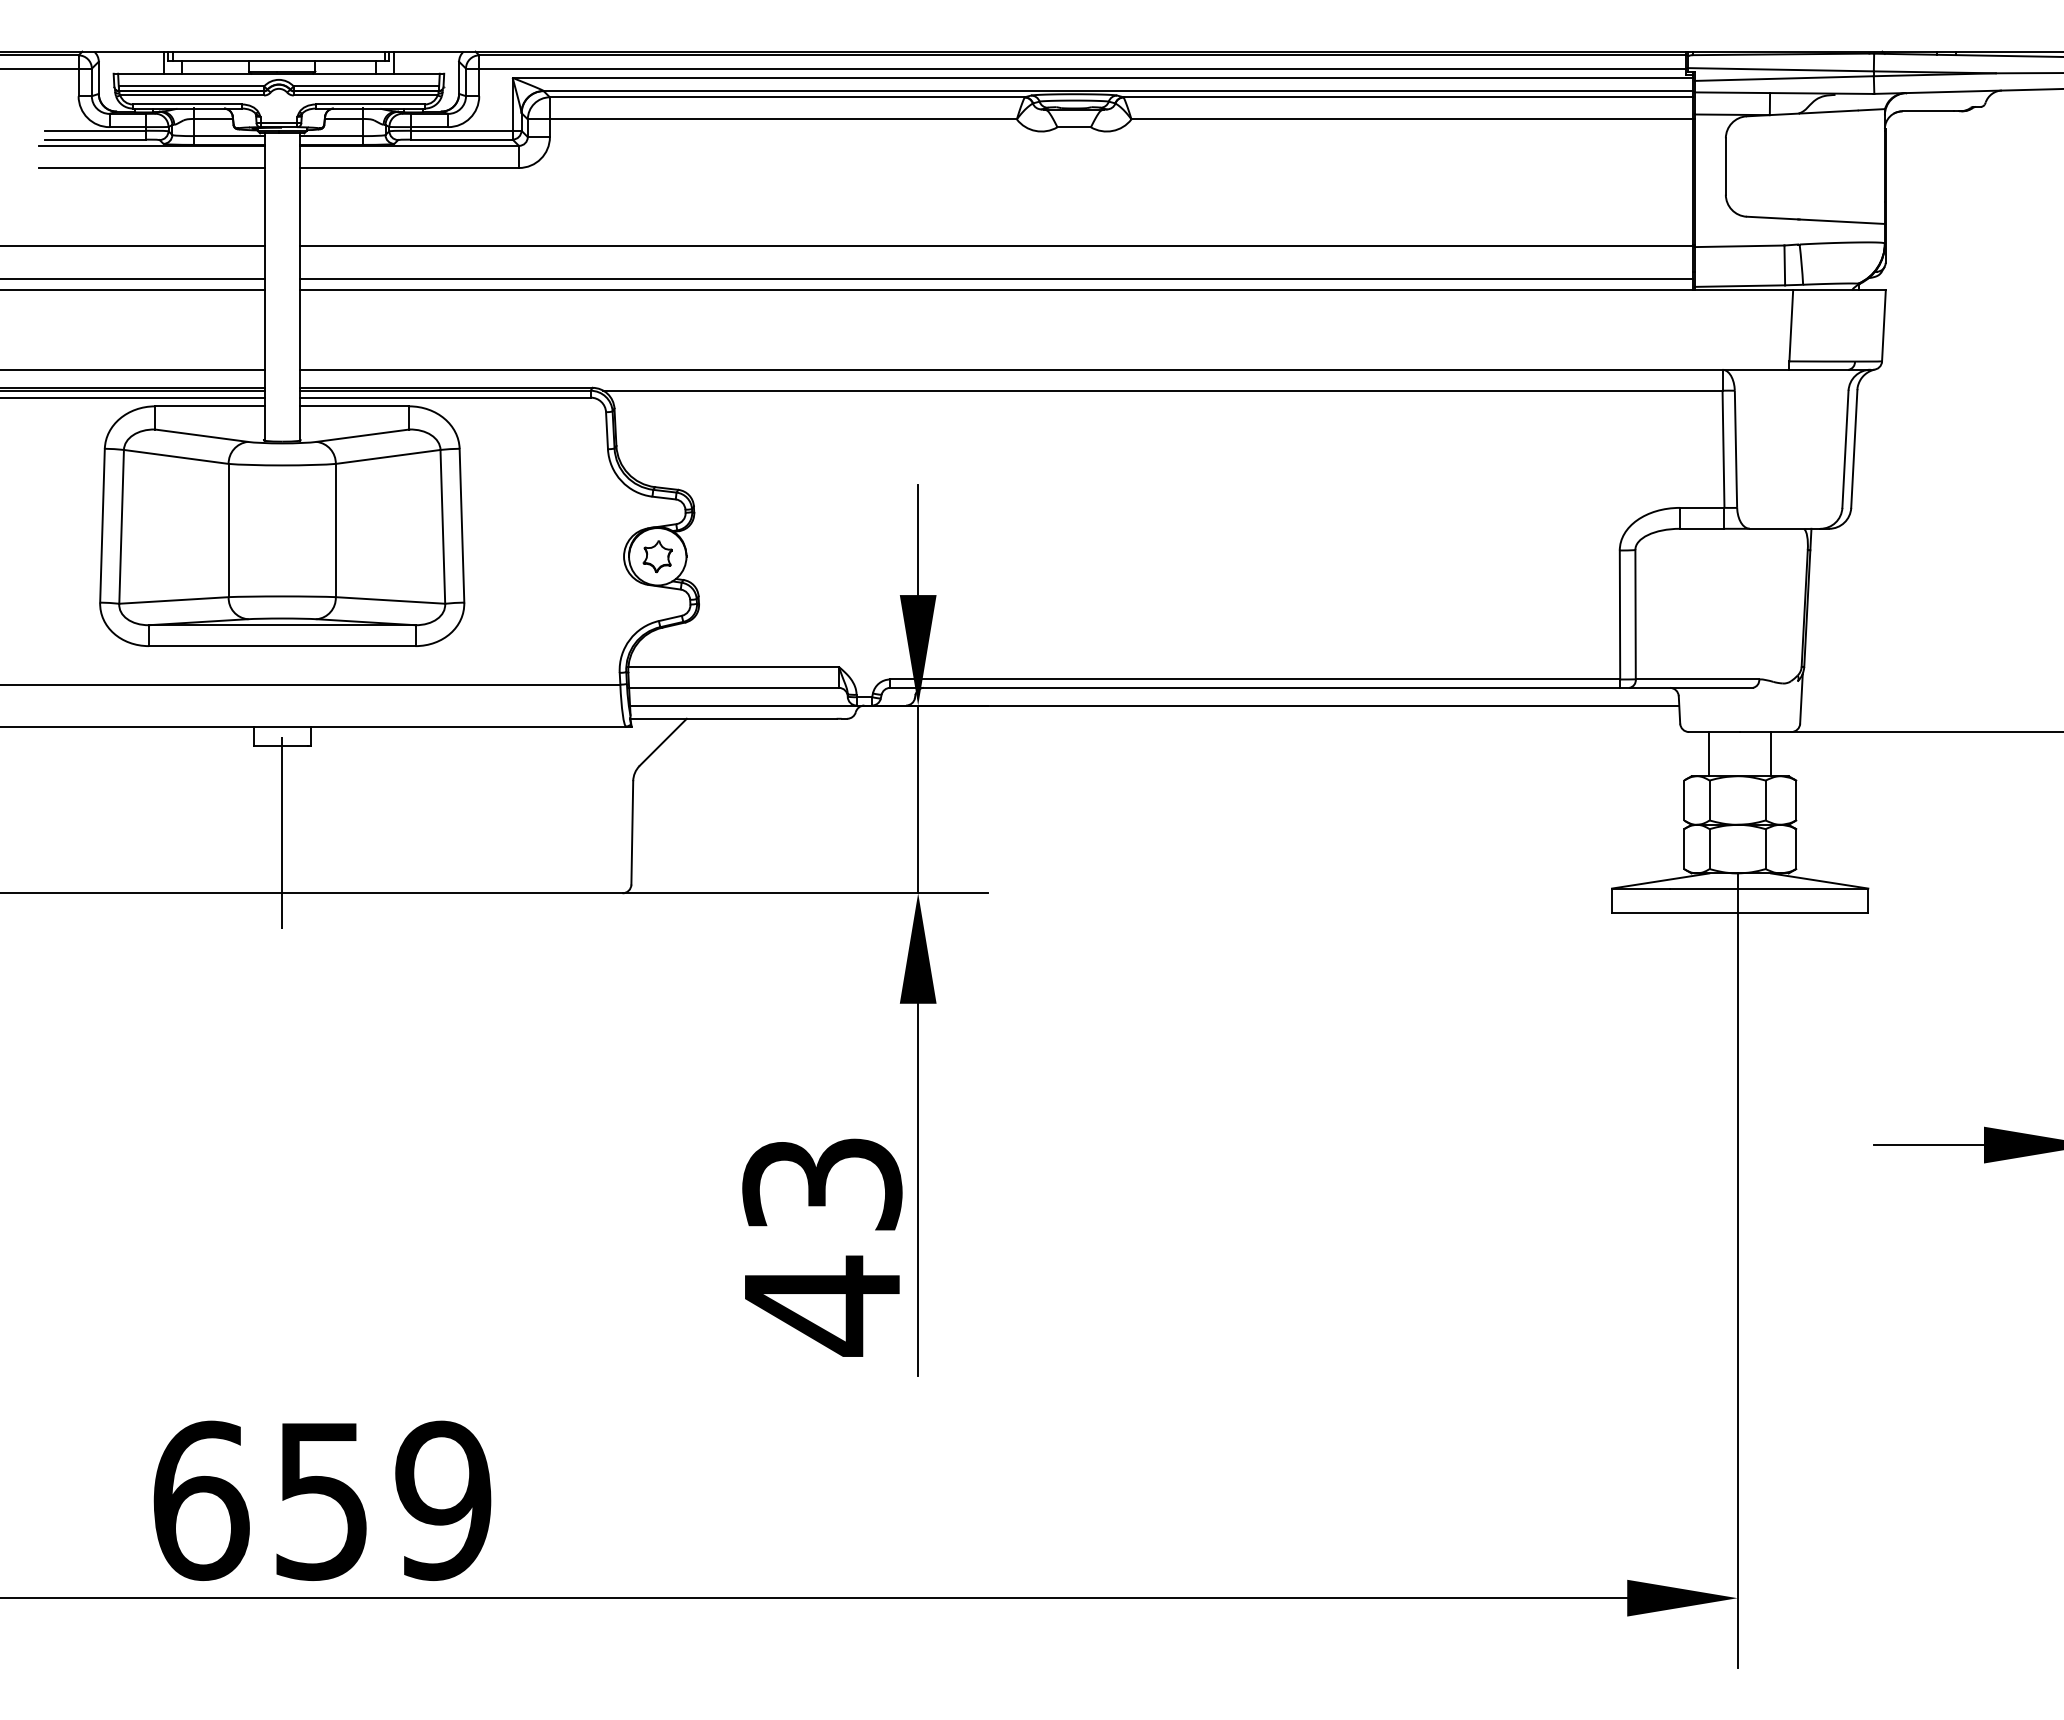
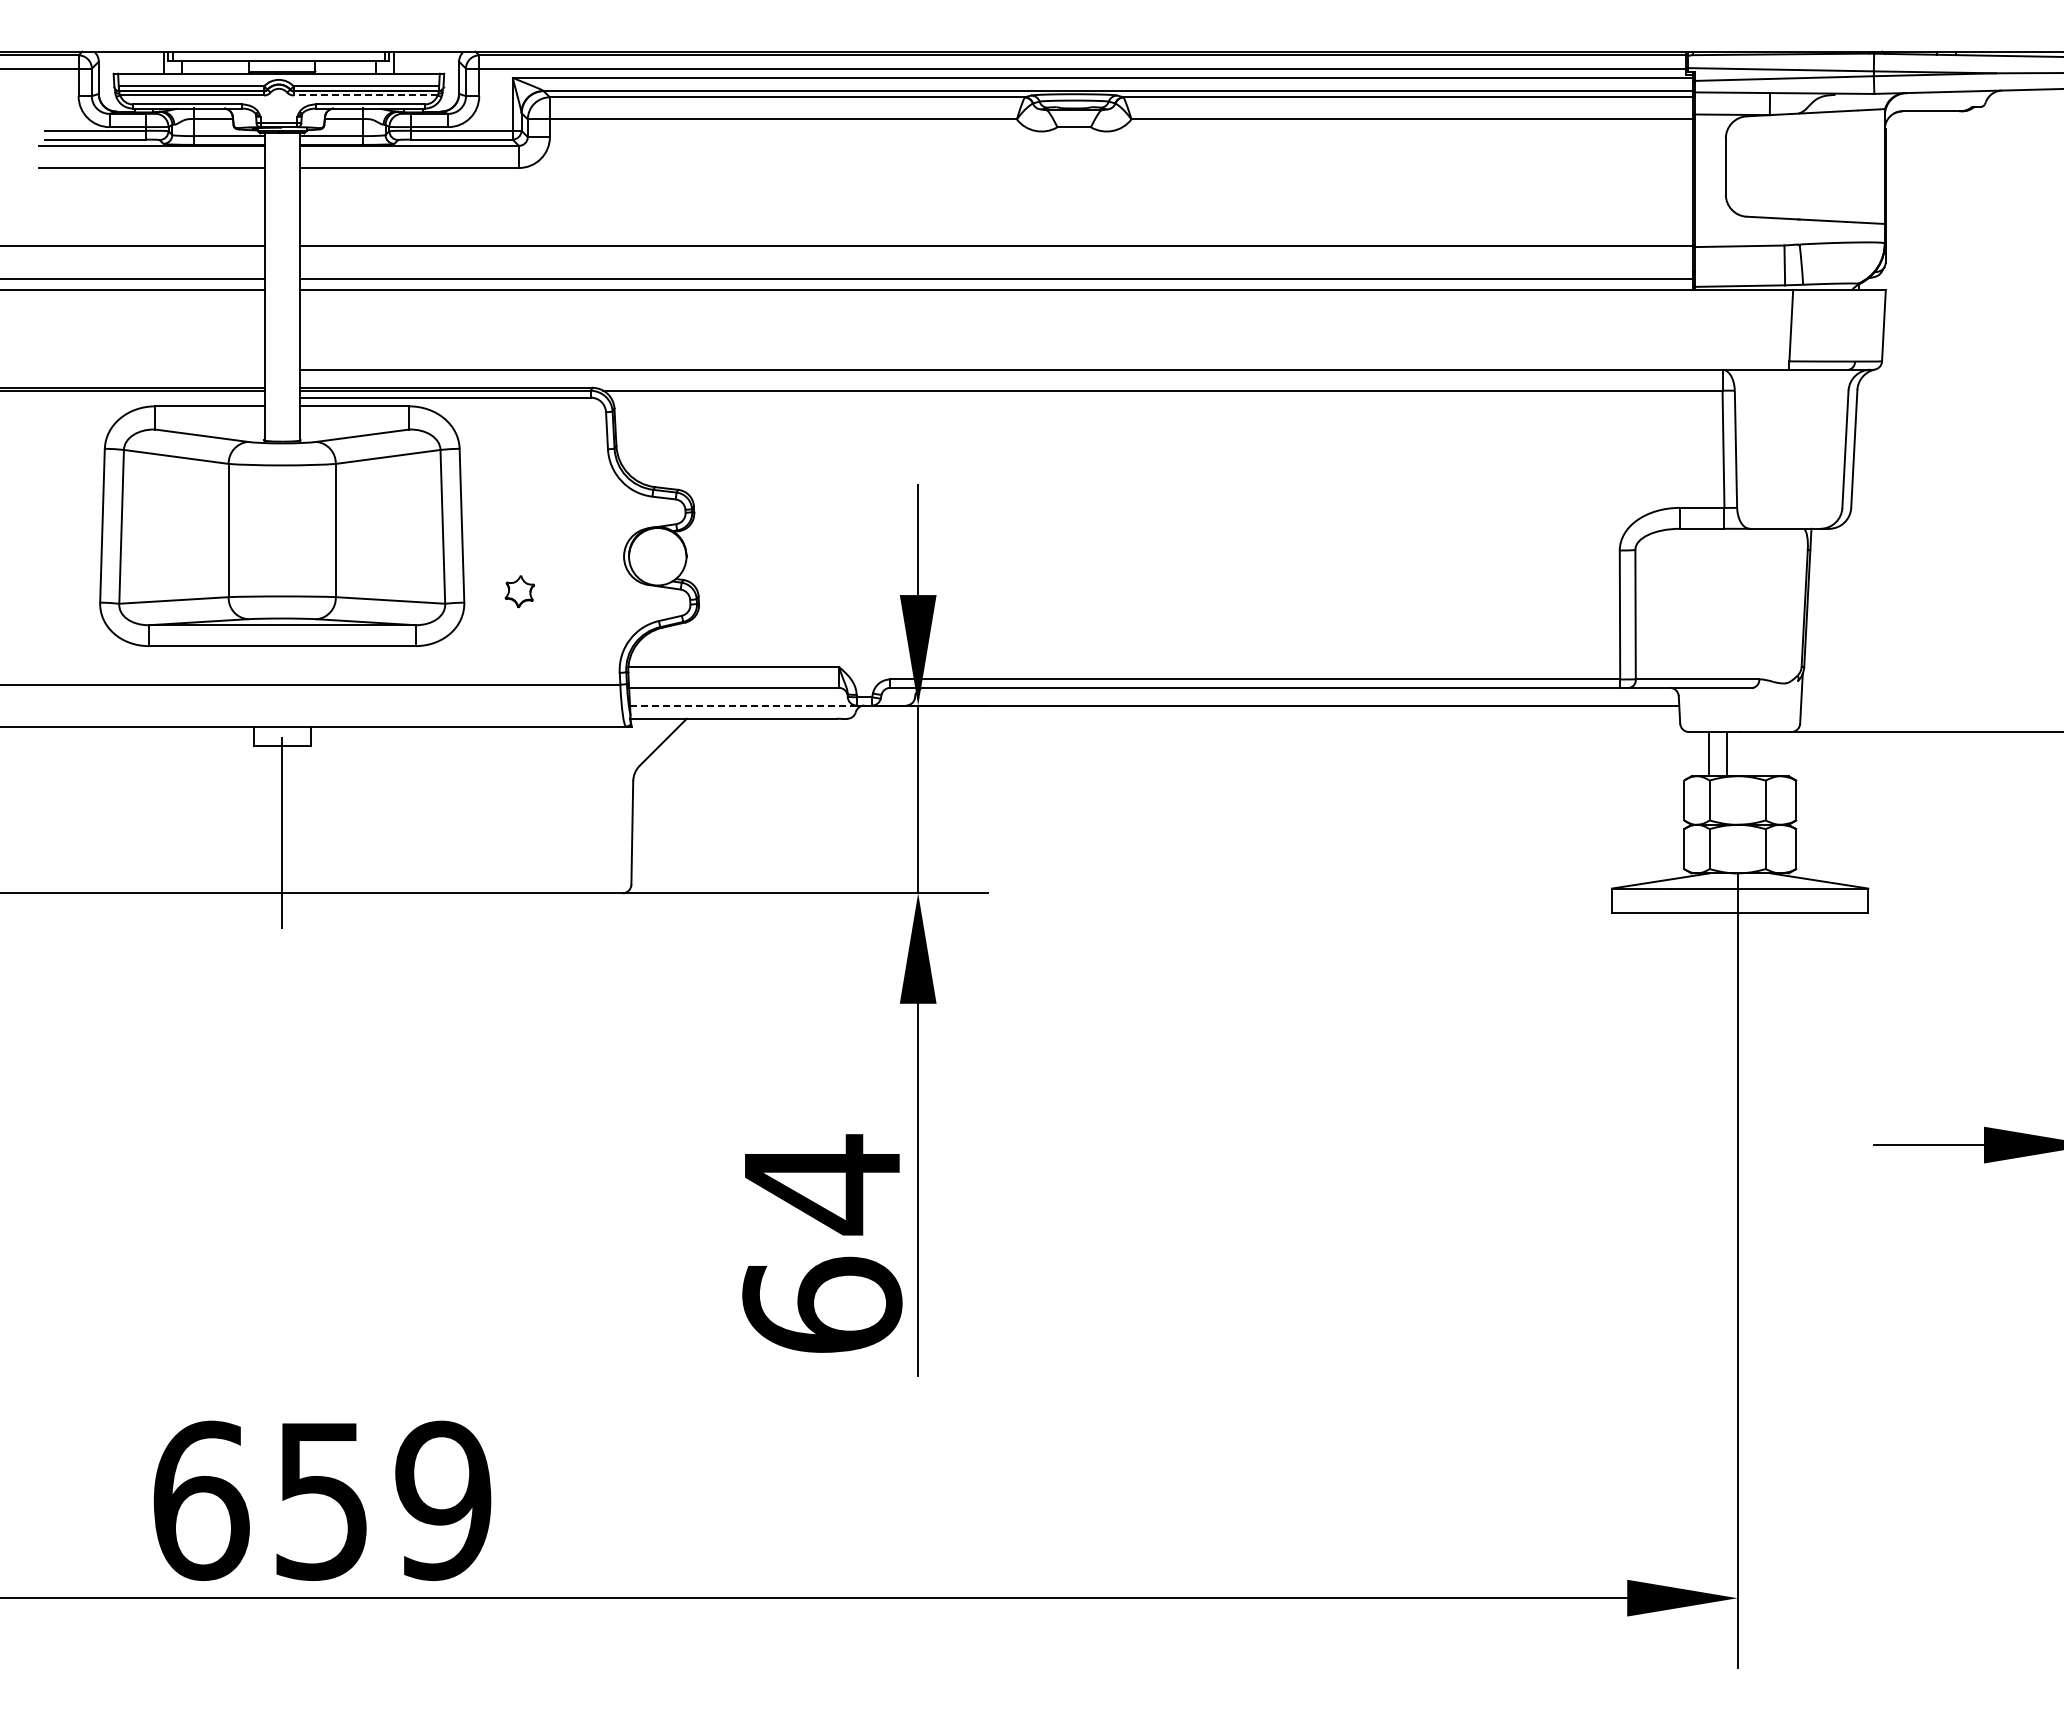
line: solid -> dashed (365, 95)
line: present -> none (133, 369)
line: present -> none (133, 397)
part position: (657, 556) -> (519, 591) (519, 591)
line: solid -> dashed (742, 705)
line position: (1771, 754) -> (1727, 754) (1727, 754)
text: 43 -> 64 (822, 1245)
